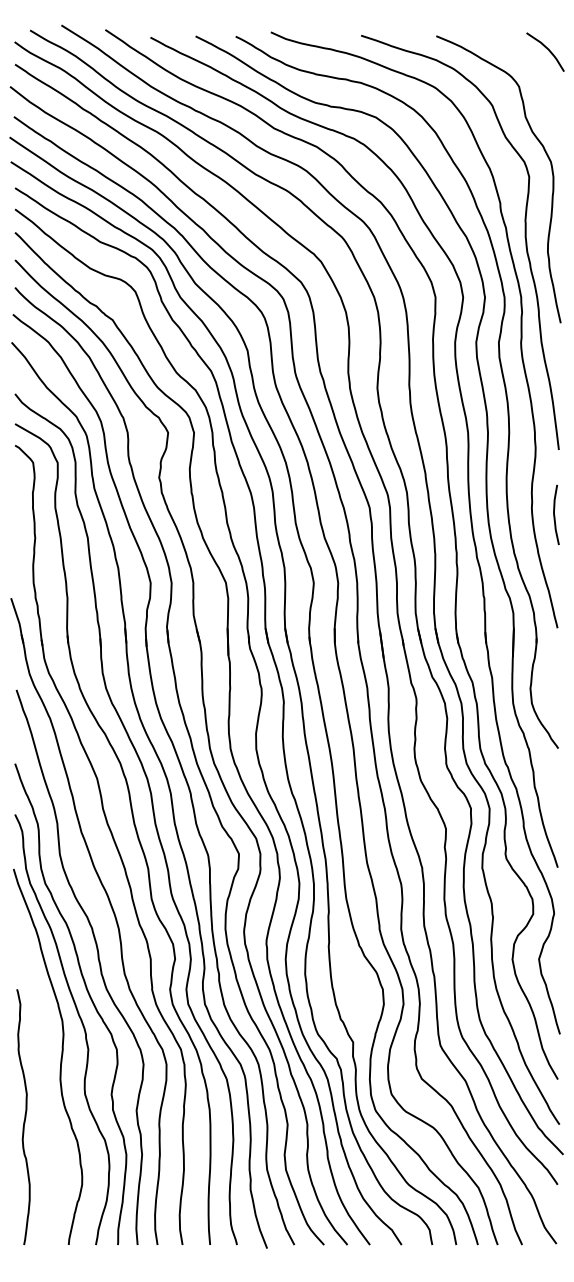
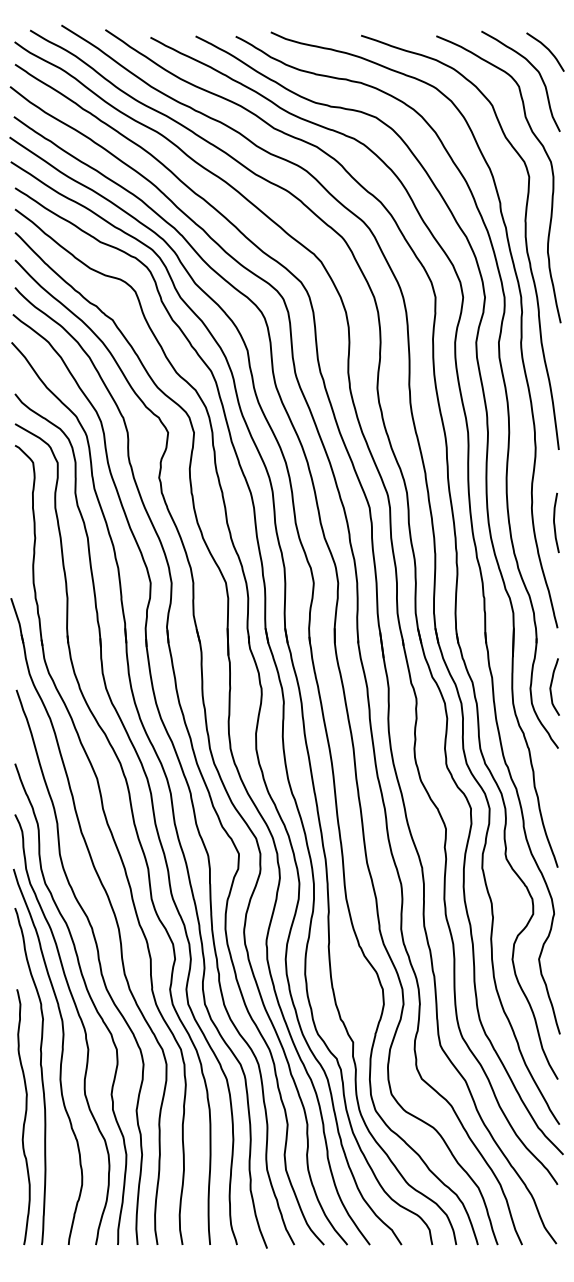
curve: none -> present (535, 70)
curve position: (555, 515) -> (555, 523) (555, 523)
curve: none -> present (552, 684)
curve: none -> present (41, 1076)
